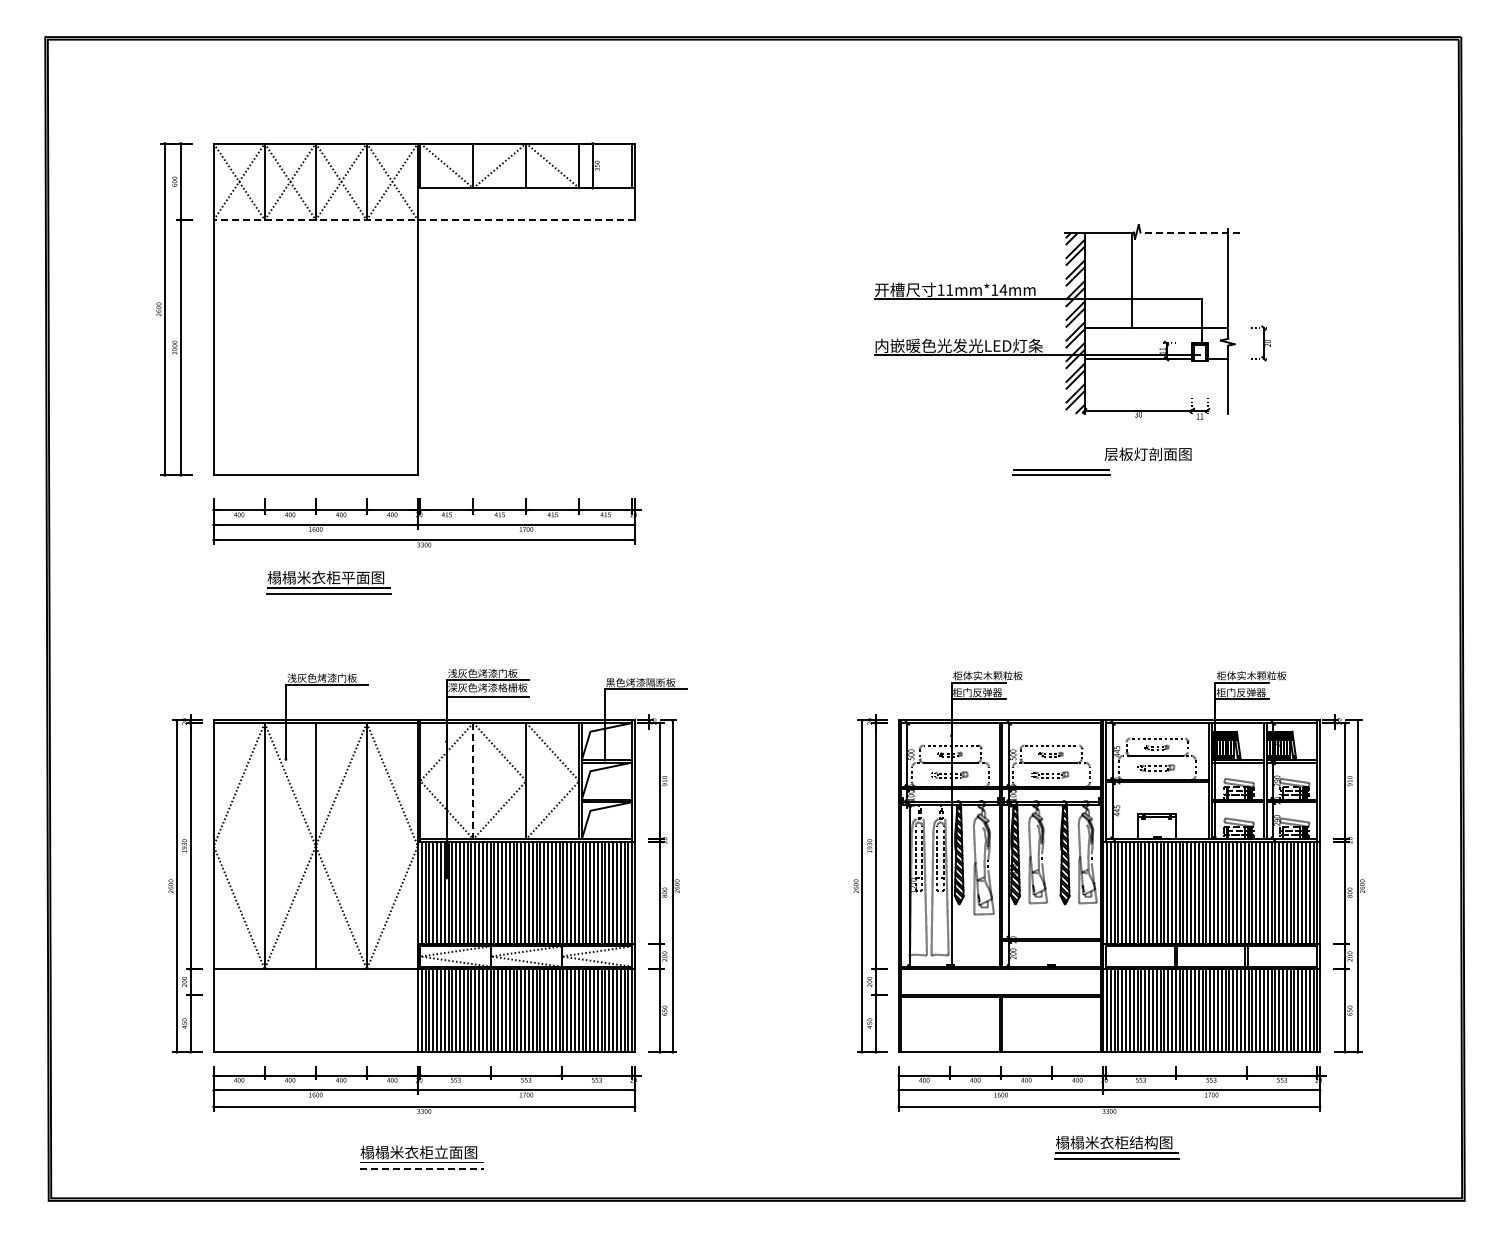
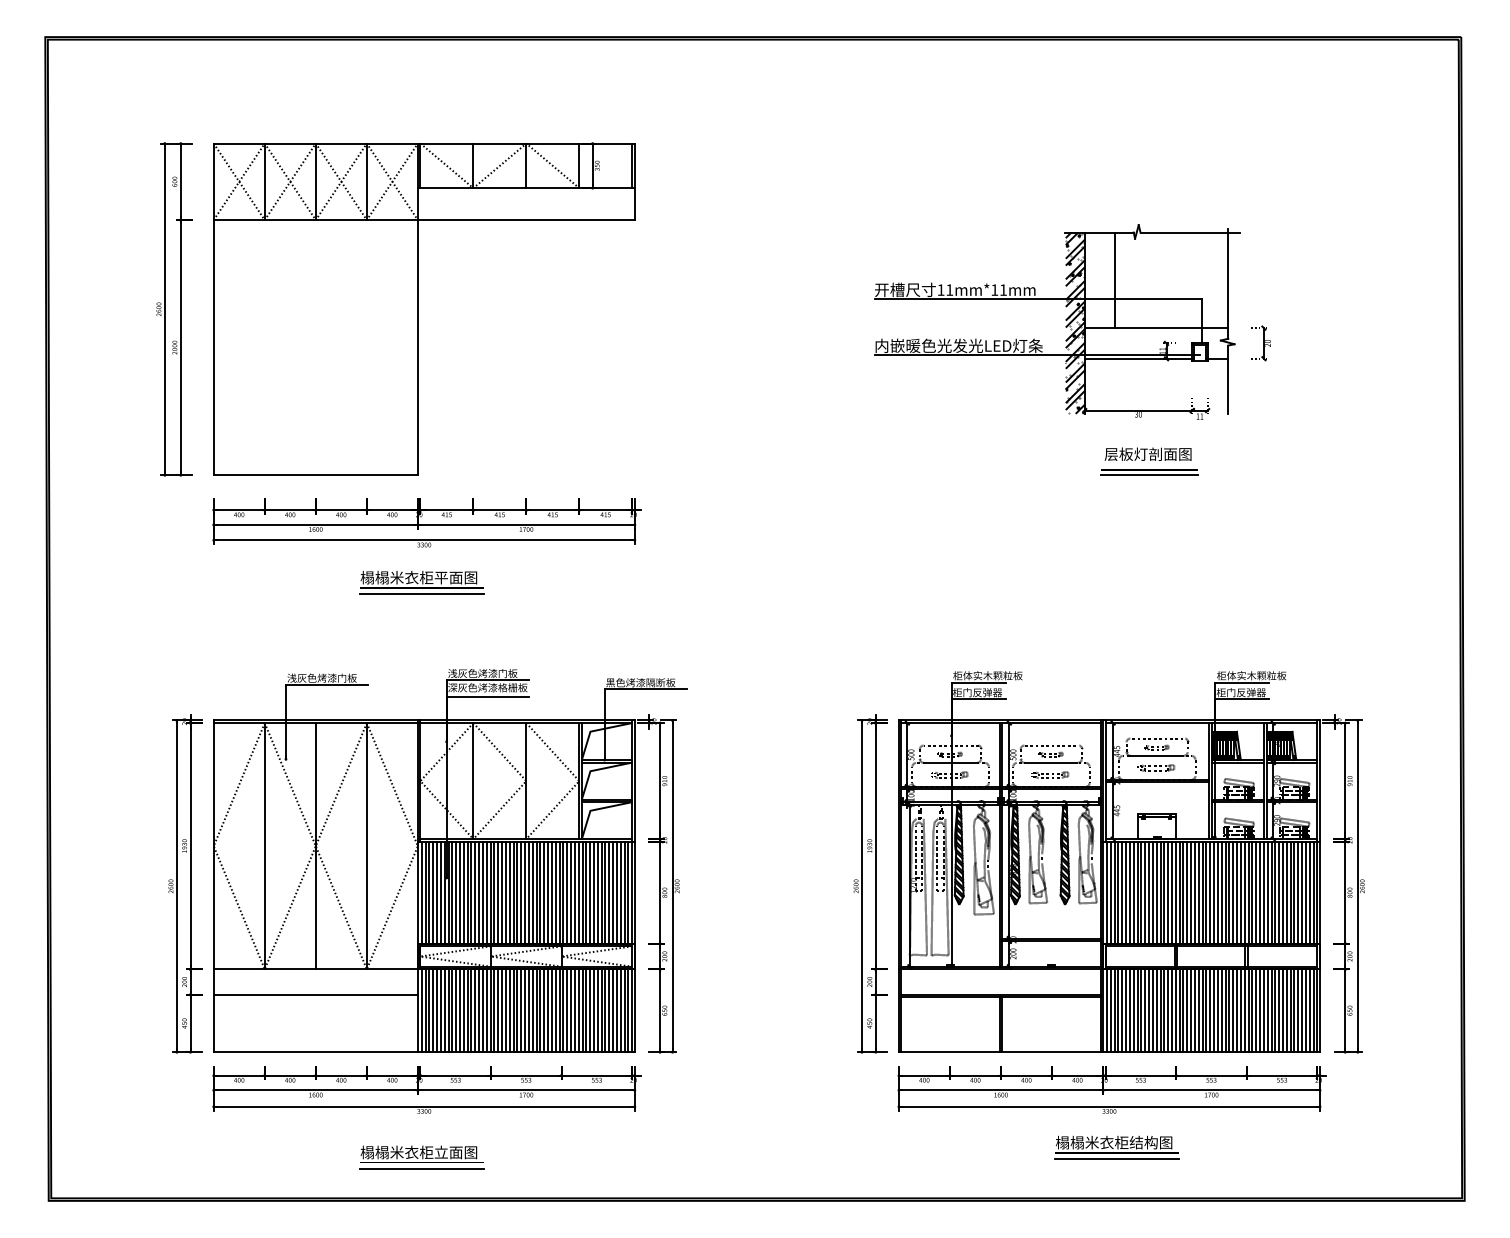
line: dashed -> solid (424, 220)
line: dashed -> solid (1190, 232)
line position: (1132, 280) -> (1115, 280) (1115, 280)
text: 11mm*14mm -> 11mm*11mm (1003, 289)
hatch: none -> present (1074, 322)
part position: (1061, 472) -> (1149, 472) (1149, 472)
part position: (328, 582) -> (421, 582) (421, 582)
line: dashed -> solid (473, 781)
line: none -> present (315, 994)
line: dashed -> solid (422, 1168)
